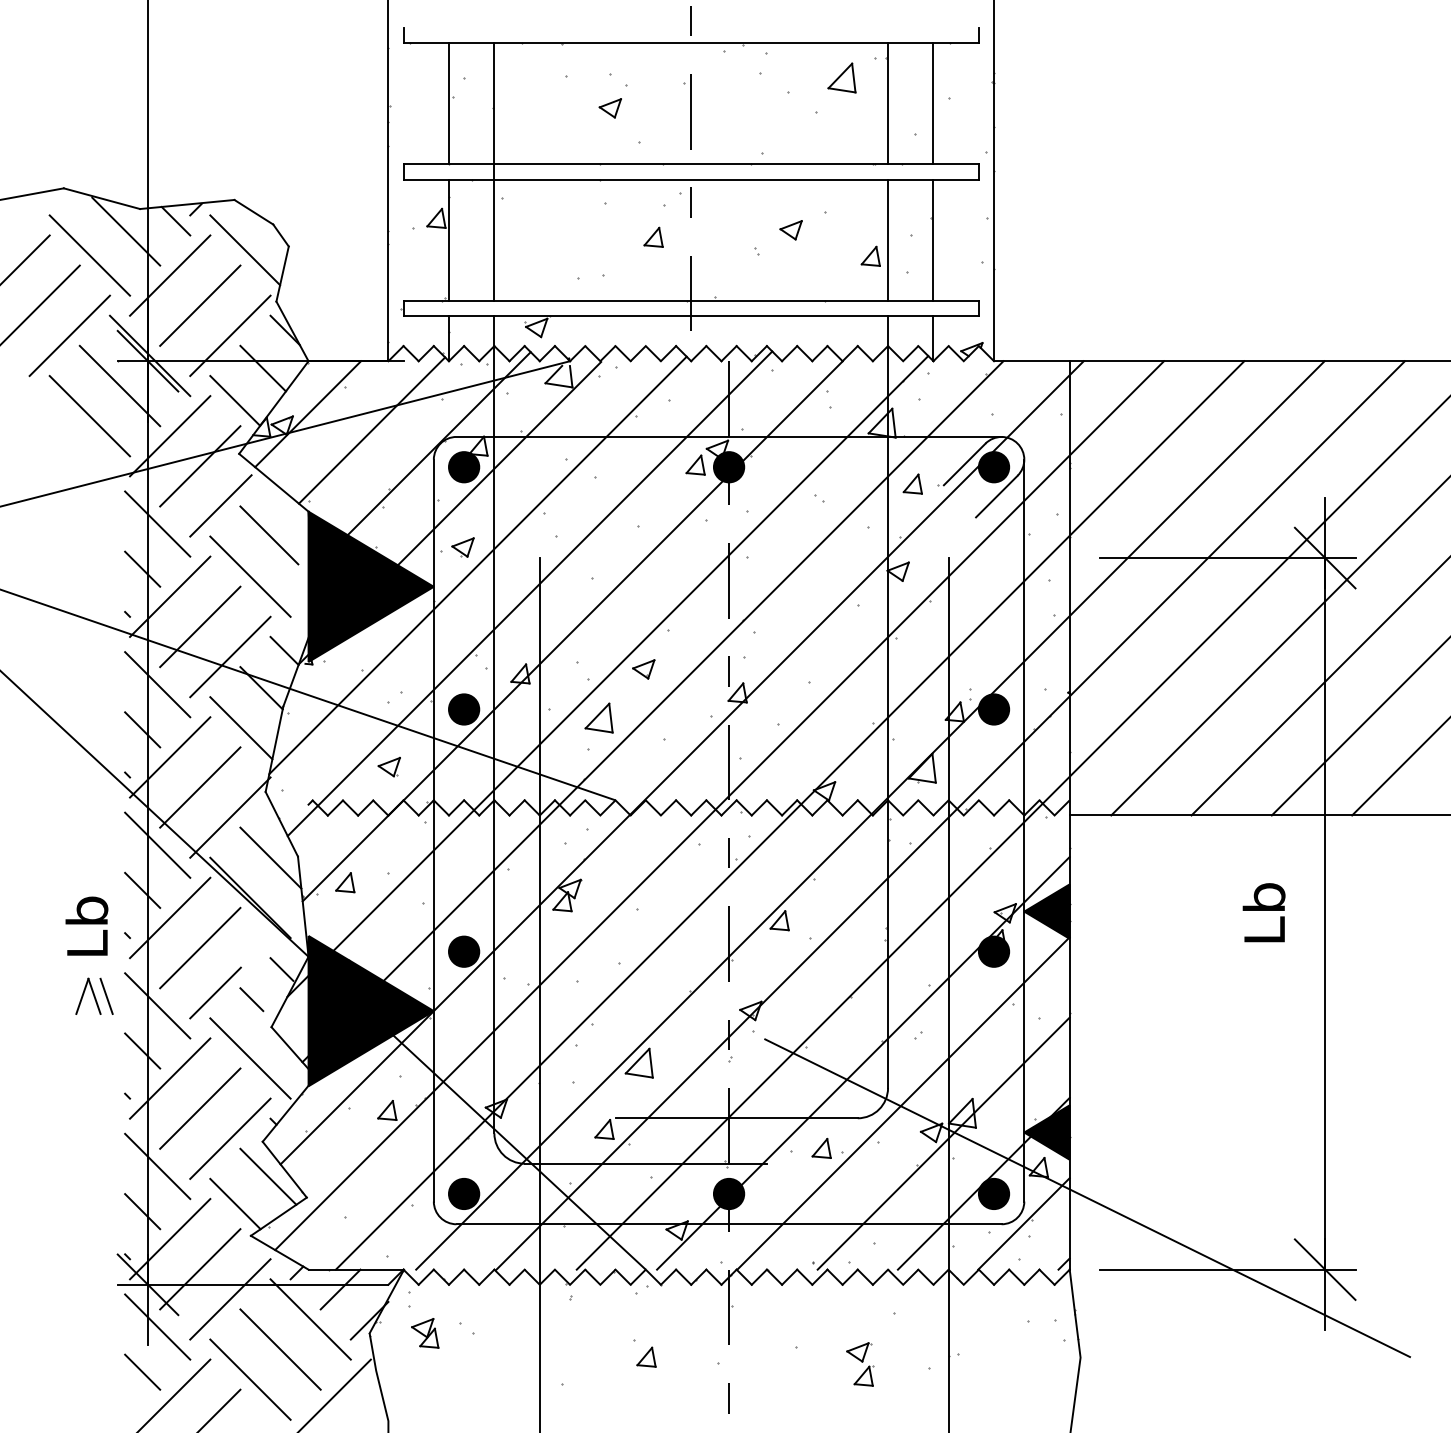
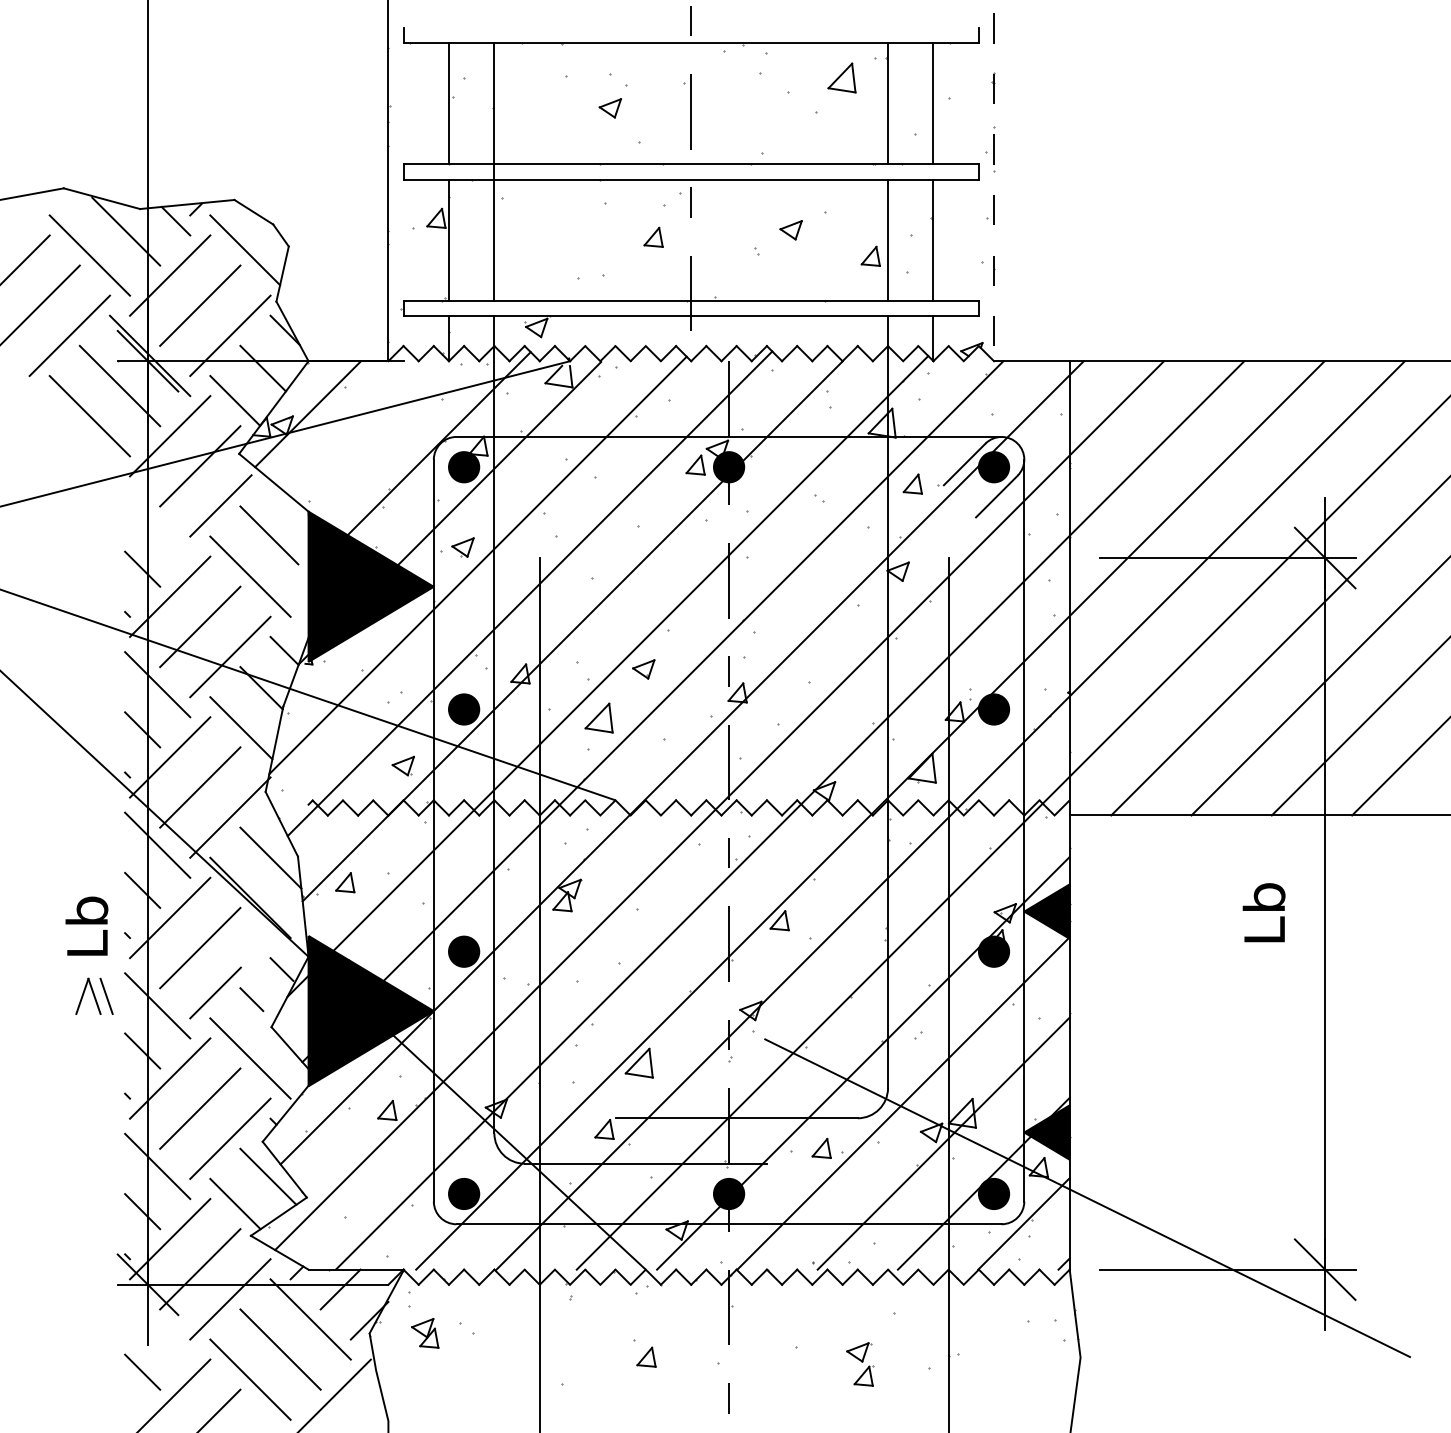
line: solid -> dashed (994, 181)
line: present -> none (371, 430)
line: present -> none (157, 523)
part position: (388, 766) -> (402, 765) (402, 765)
line: present -> none (157, 1326)
